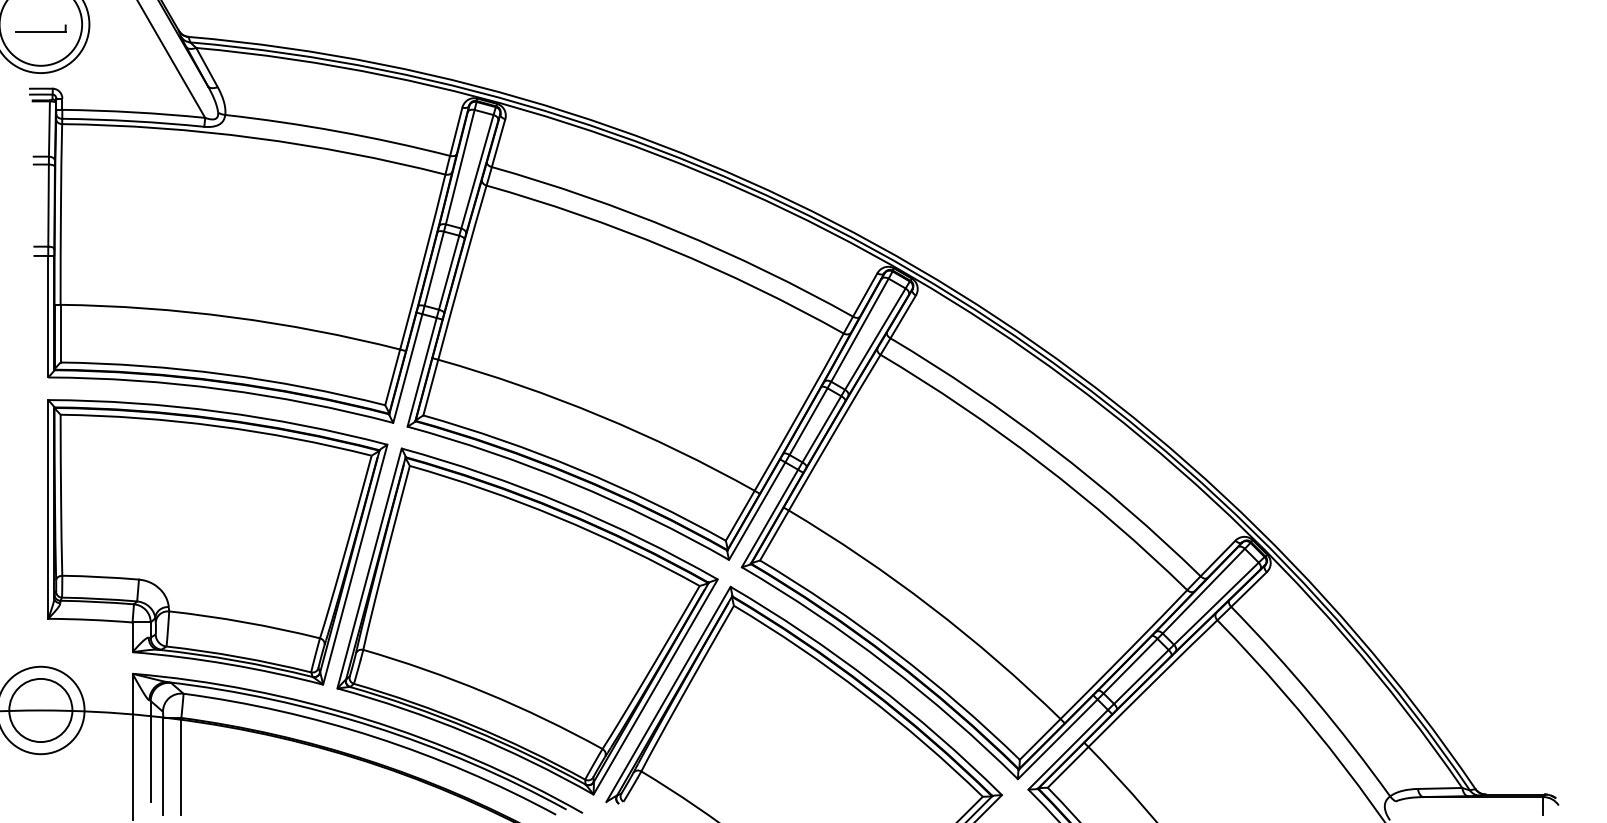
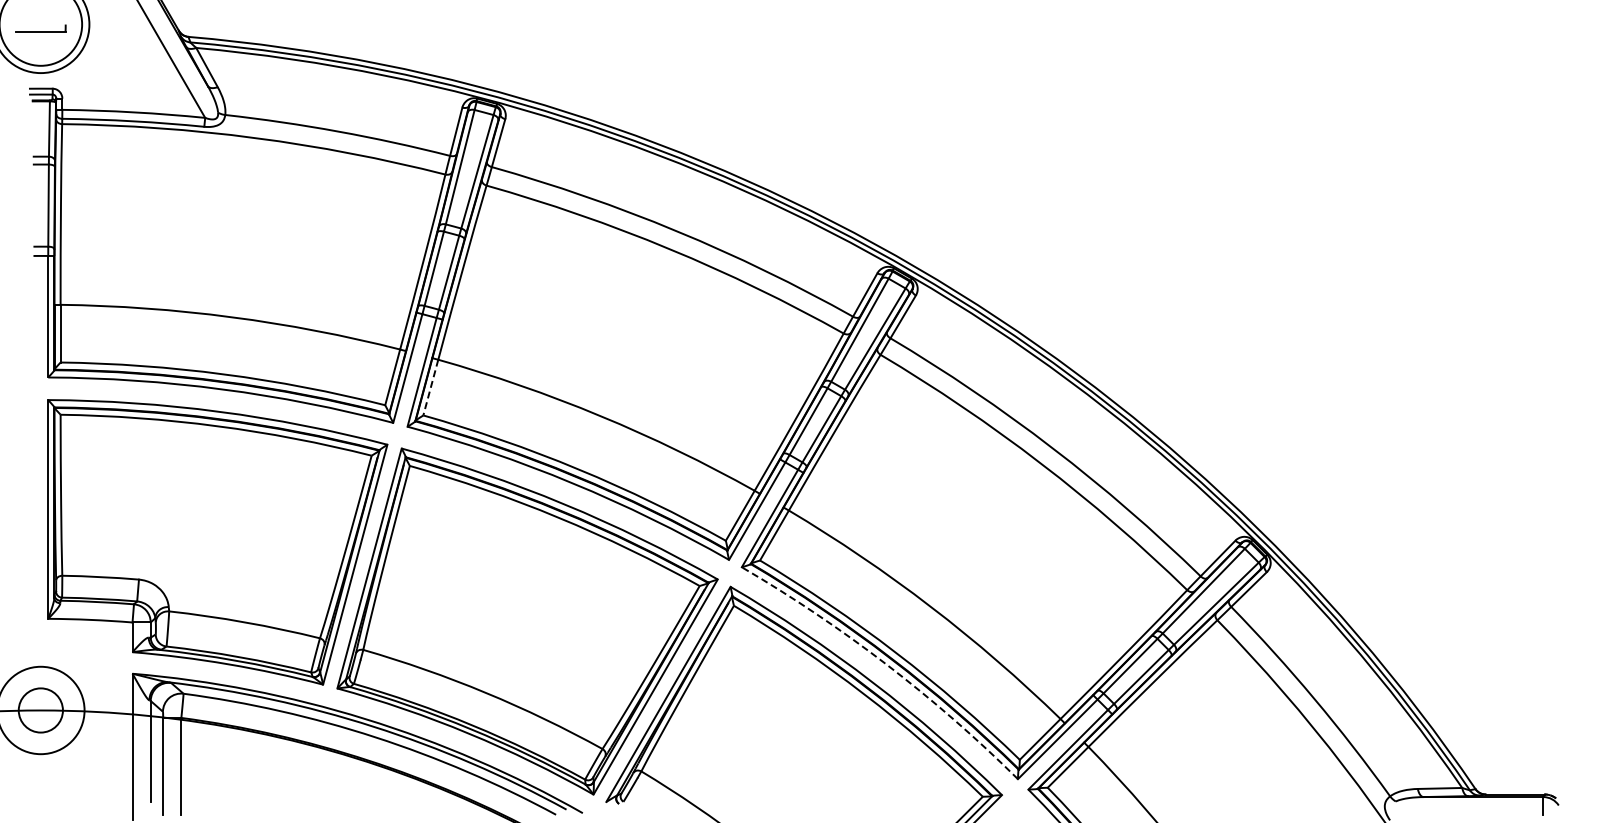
line: solid -> dashed (430, 387)
arc: solid -> dashed (886, 664)
circle diameter: 63 px -> 44 px (40, 710)
